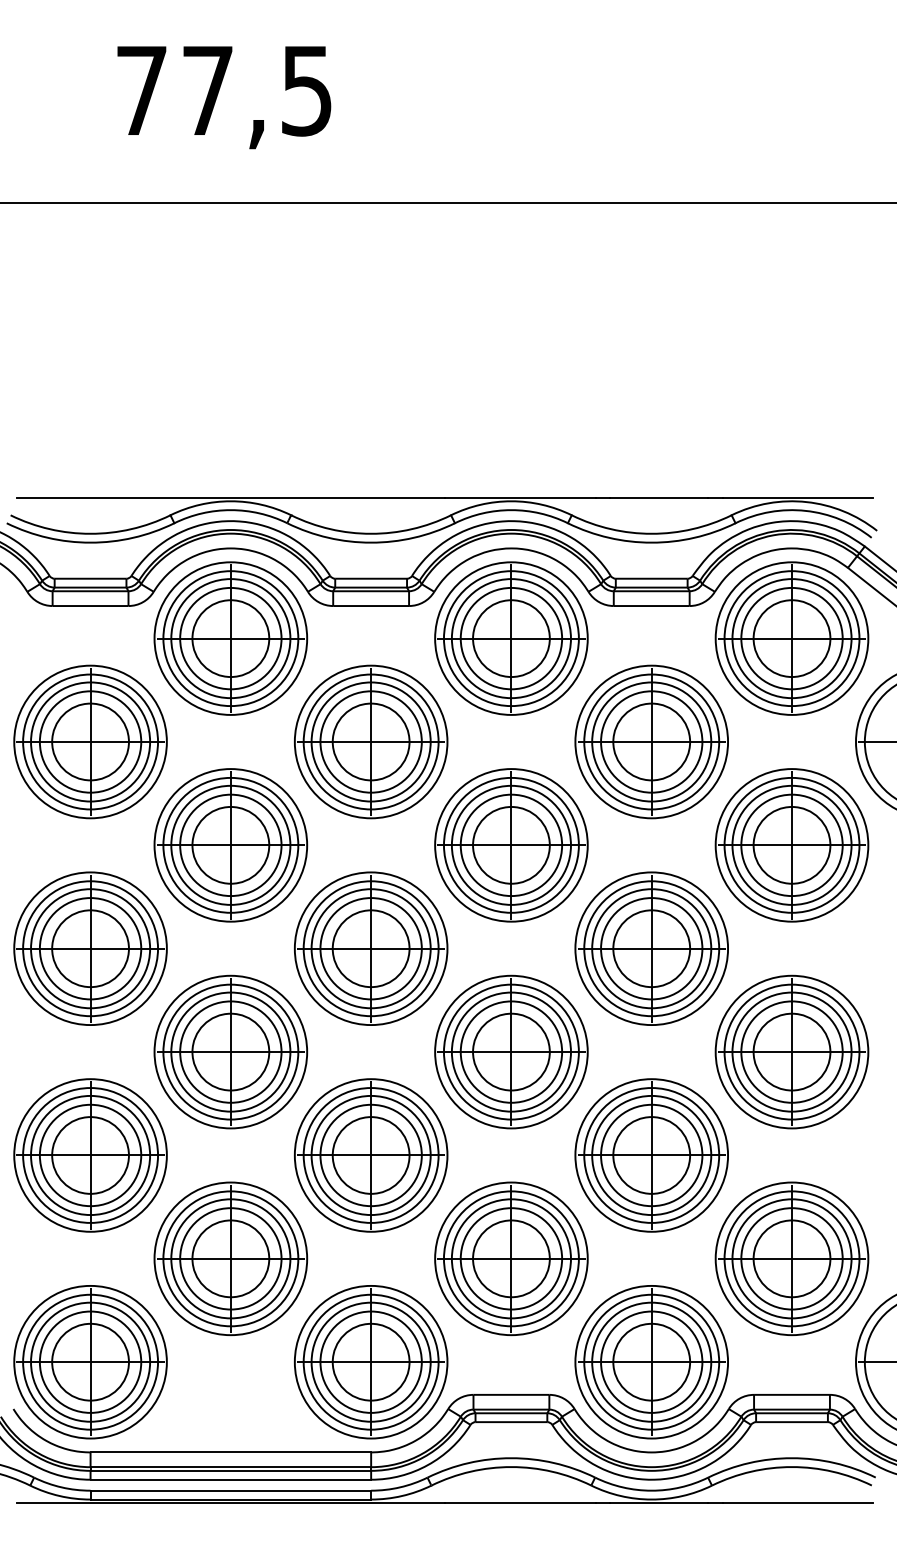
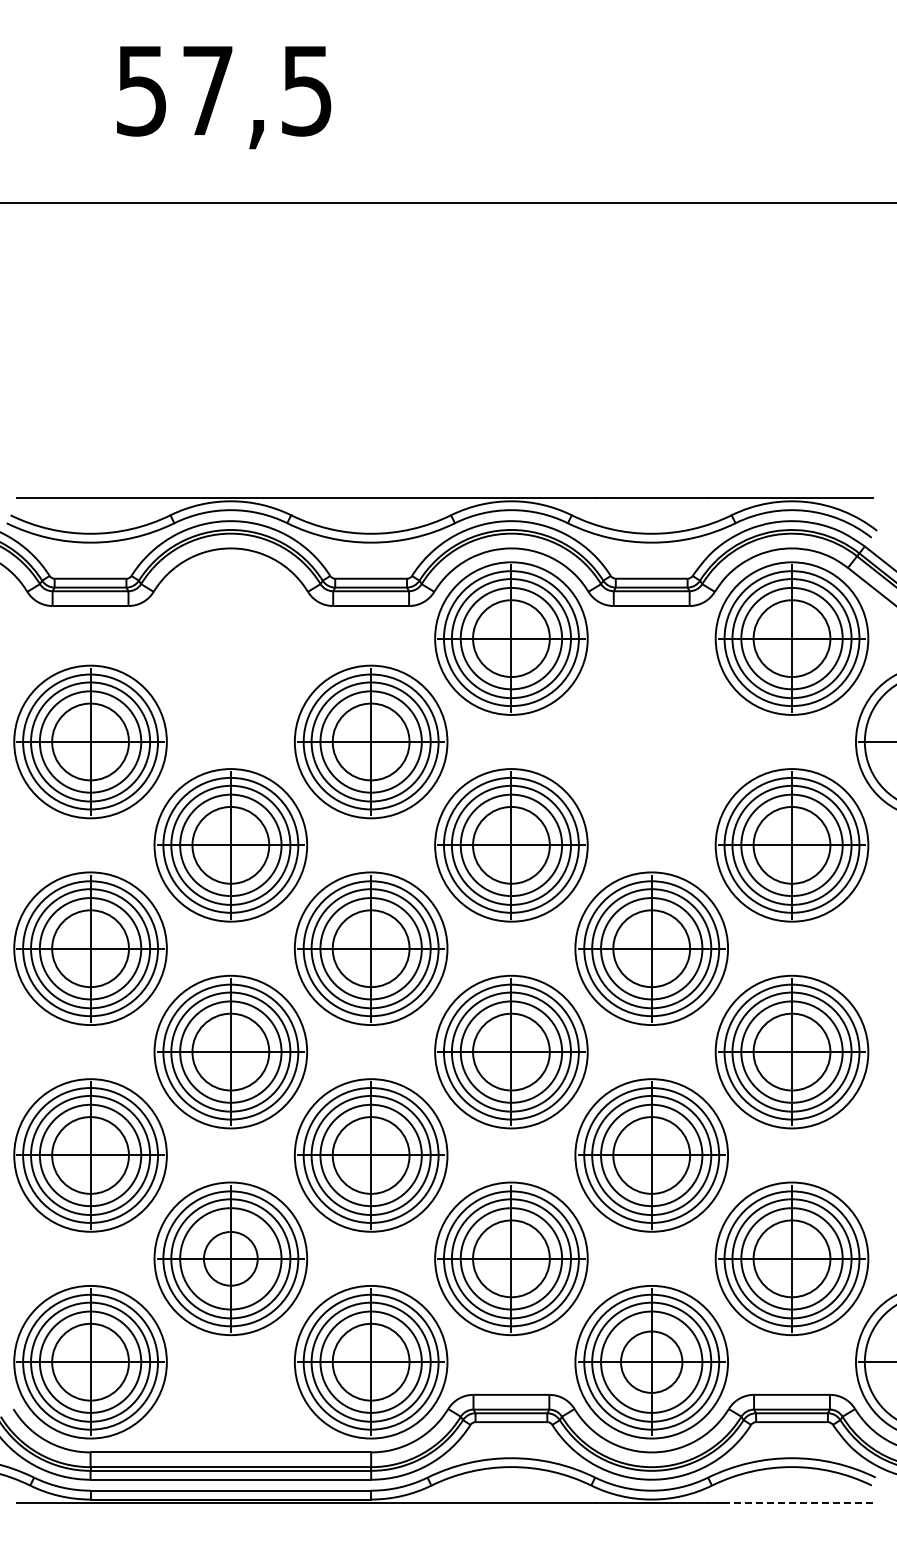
text: 77,5 -> 57,5 (141, 91)
part: present -> none (230, 638)
part: present -> none (651, 741)
circle diameter: 77 px -> 54 px (230, 1258)
circle diameter: 77 px -> 61 px (651, 1361)
line: solid -> dashed (798, 1502)
